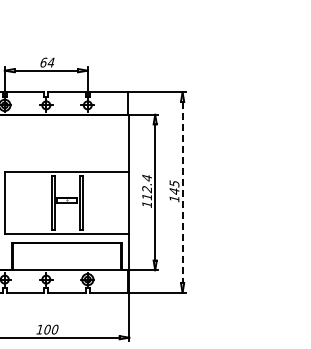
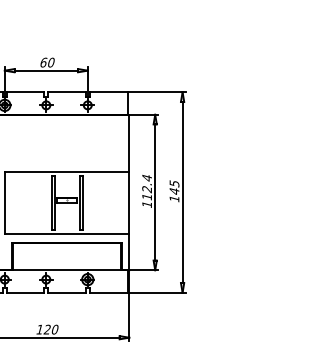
text: 64 -> 60 (50, 62)
line: dashed -> solid (182, 192)
text: 100 -> 120 (46, 329)
